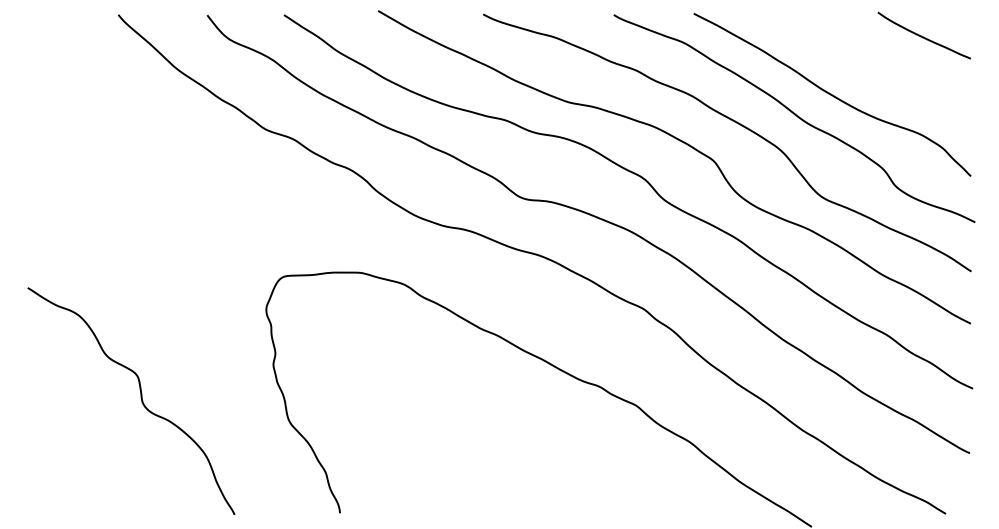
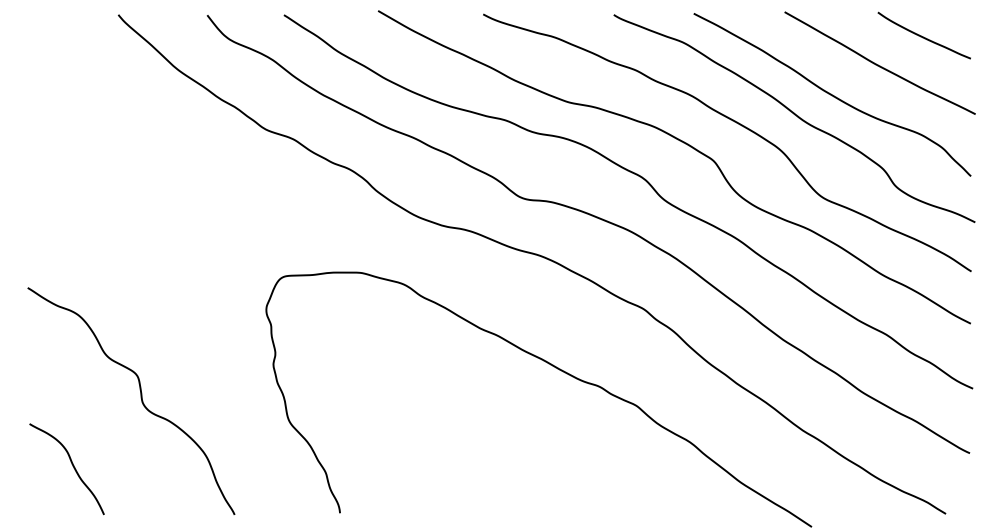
curve: none -> present (878, 64)
curve: none -> present (72, 466)
